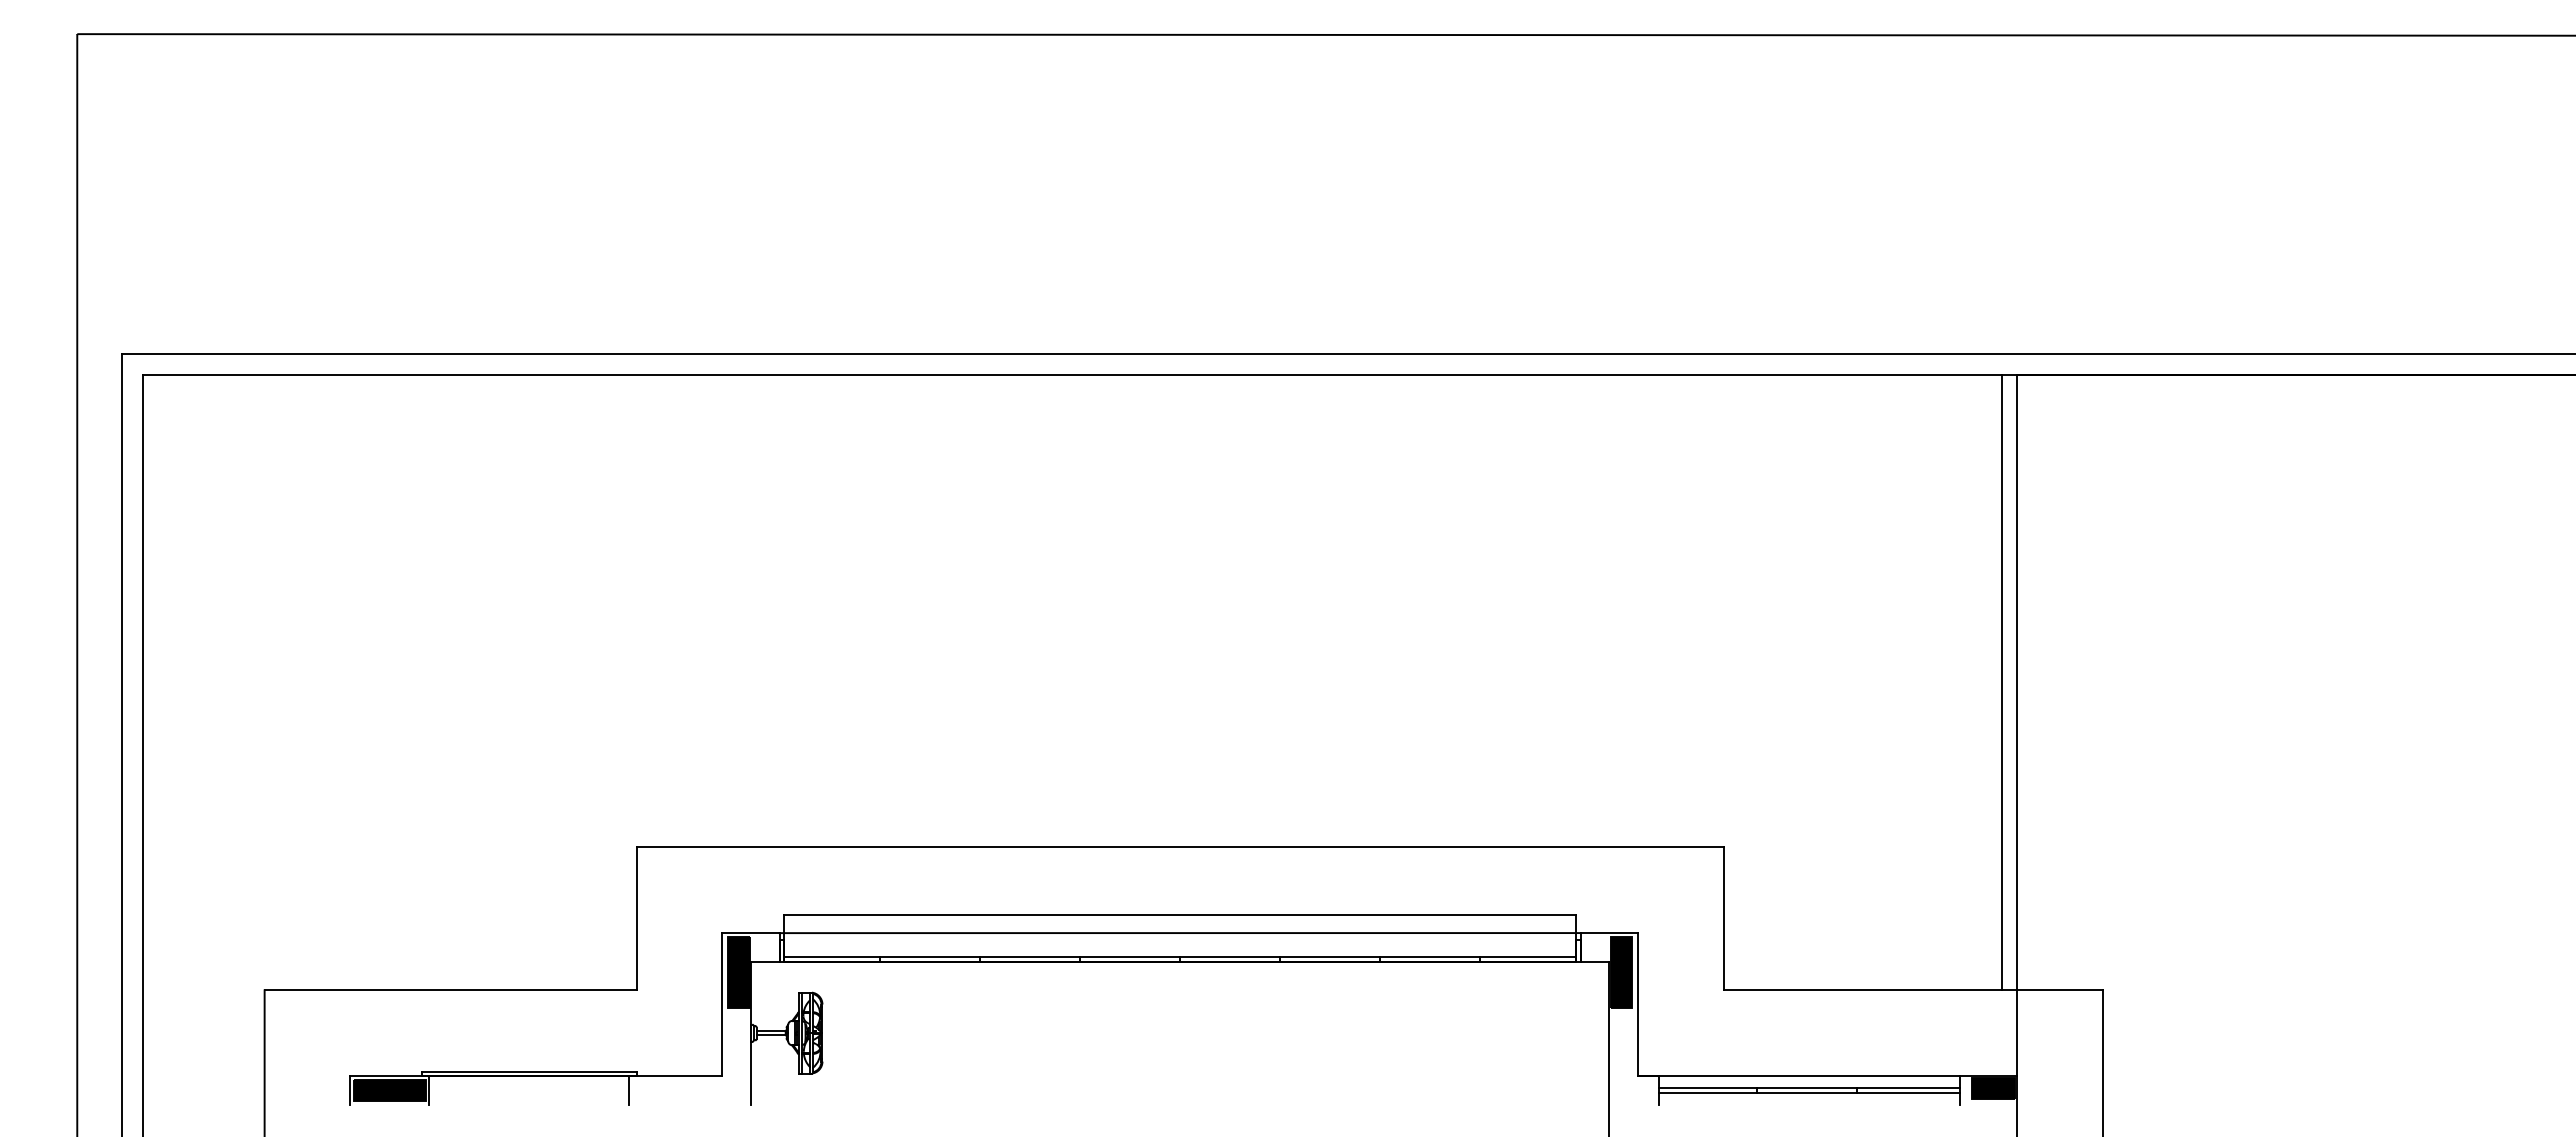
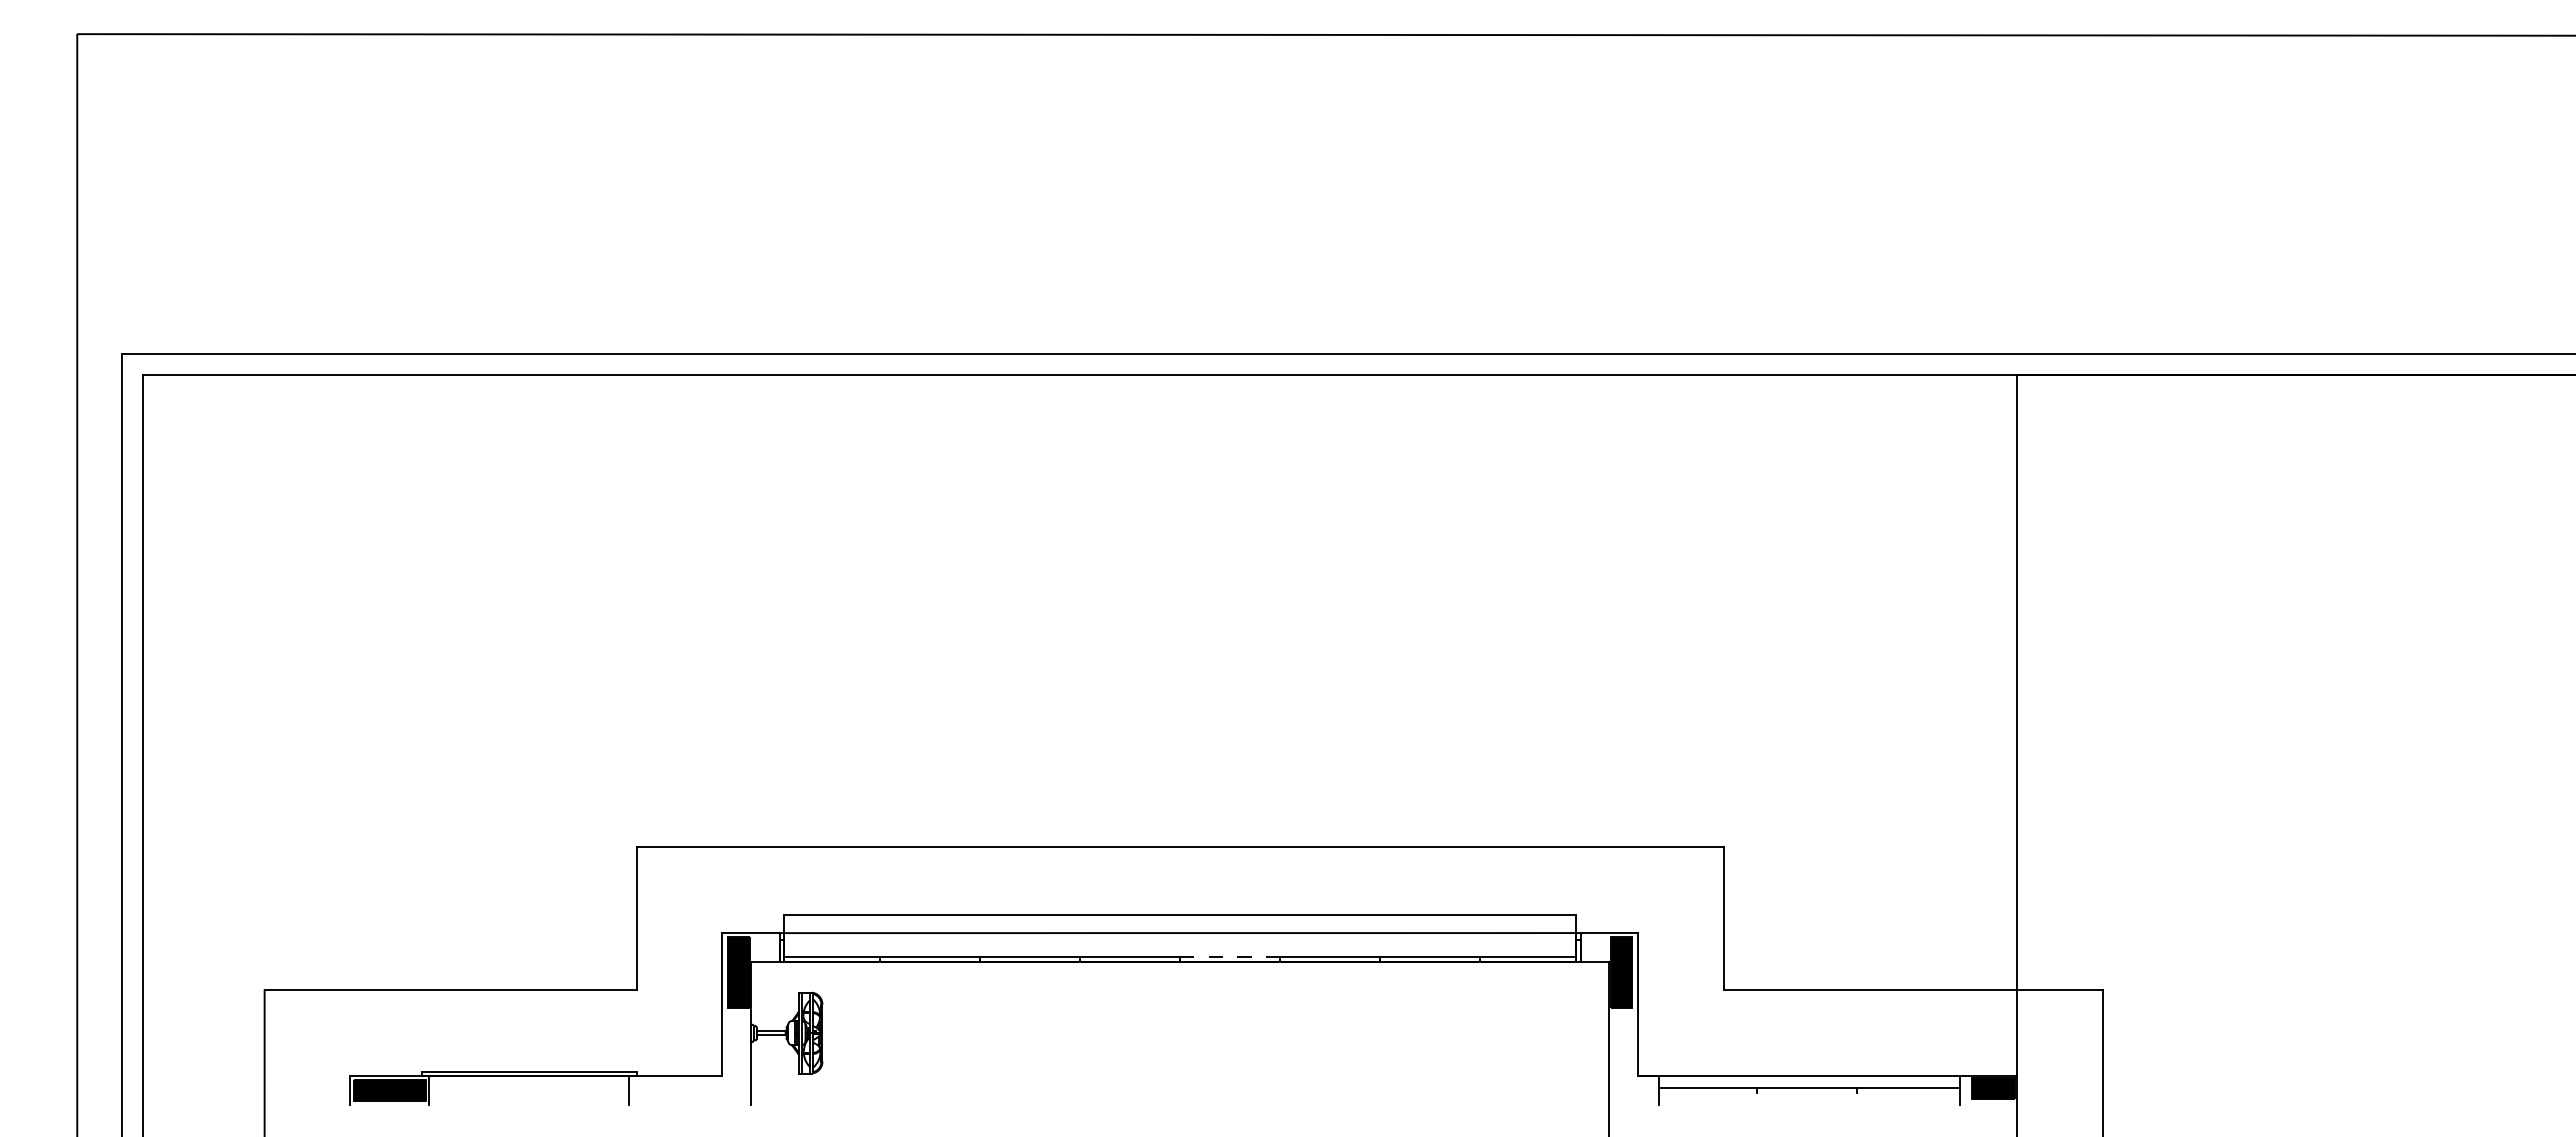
line: present -> none (2002, 682)
line: solid -> dashed (1229, 957)
line: present -> none (1809, 1092)
